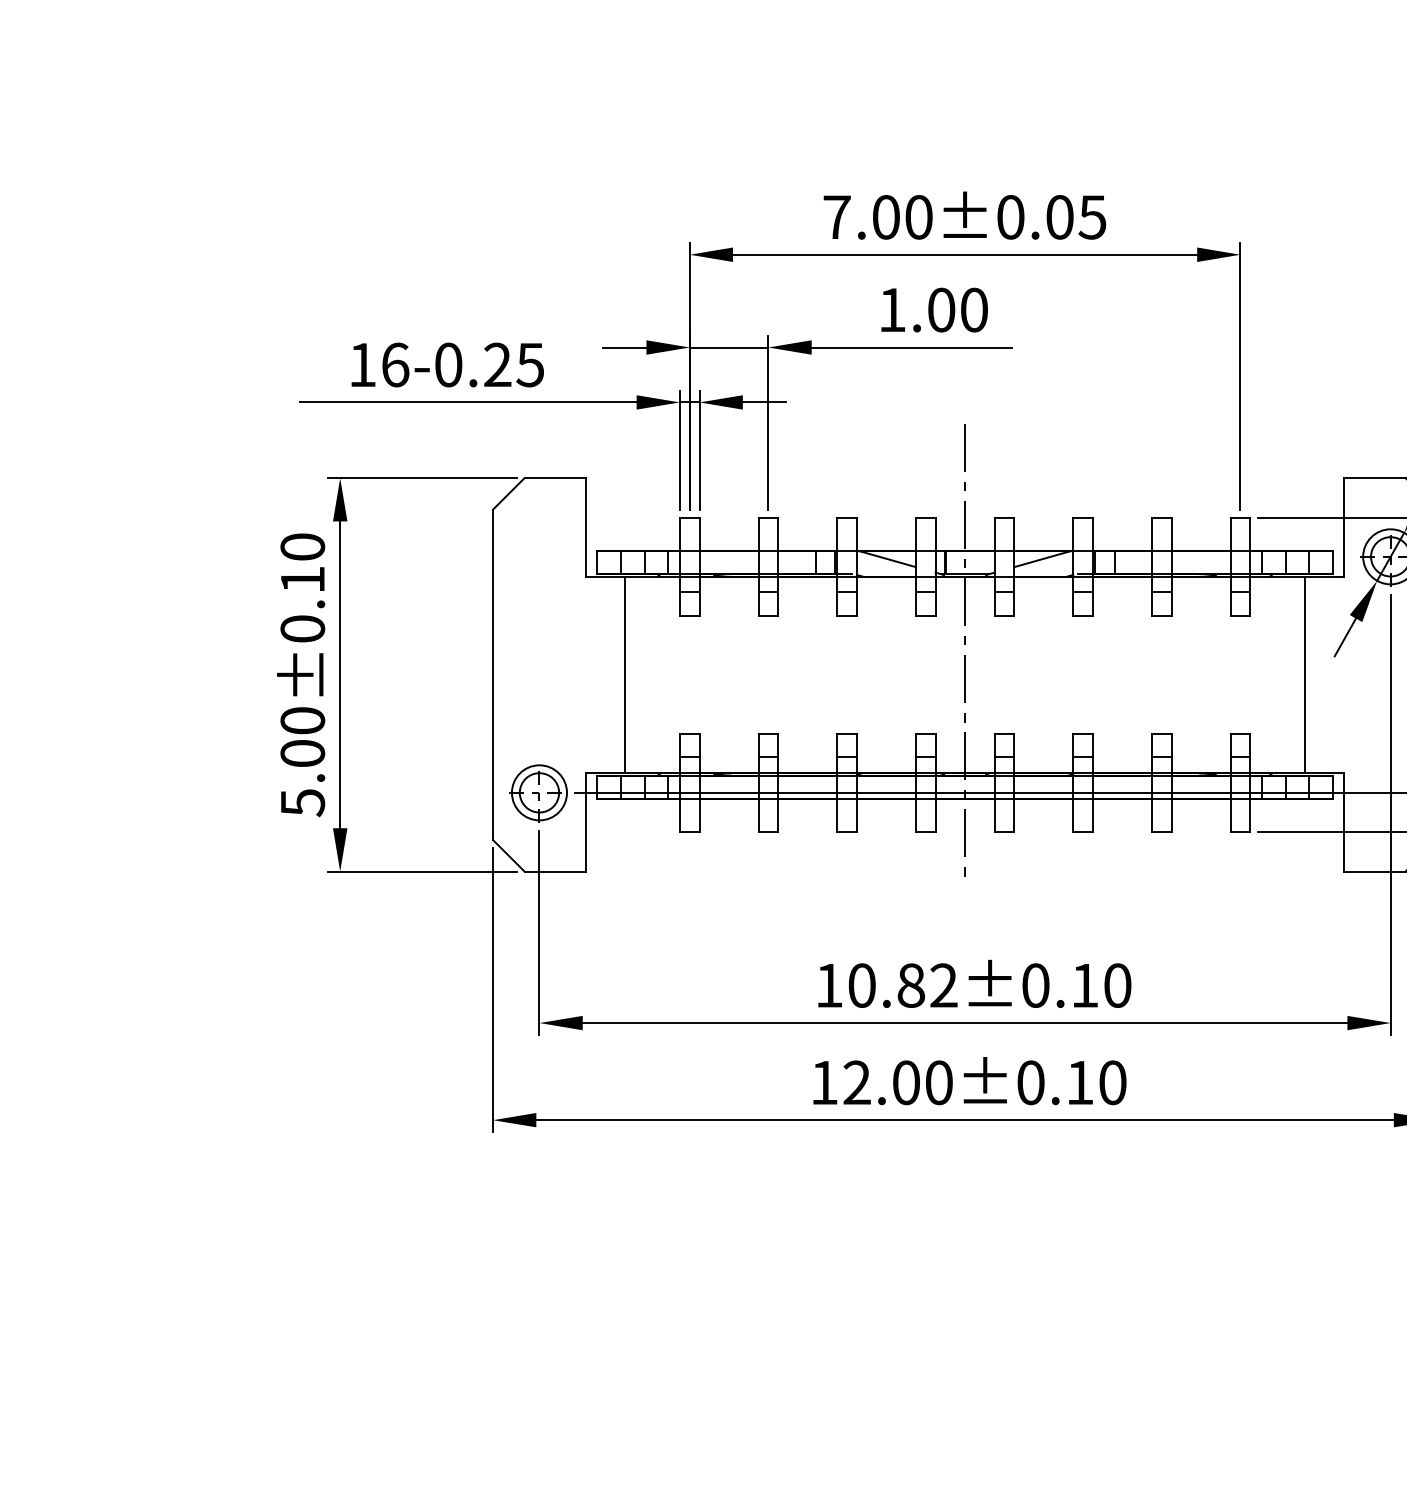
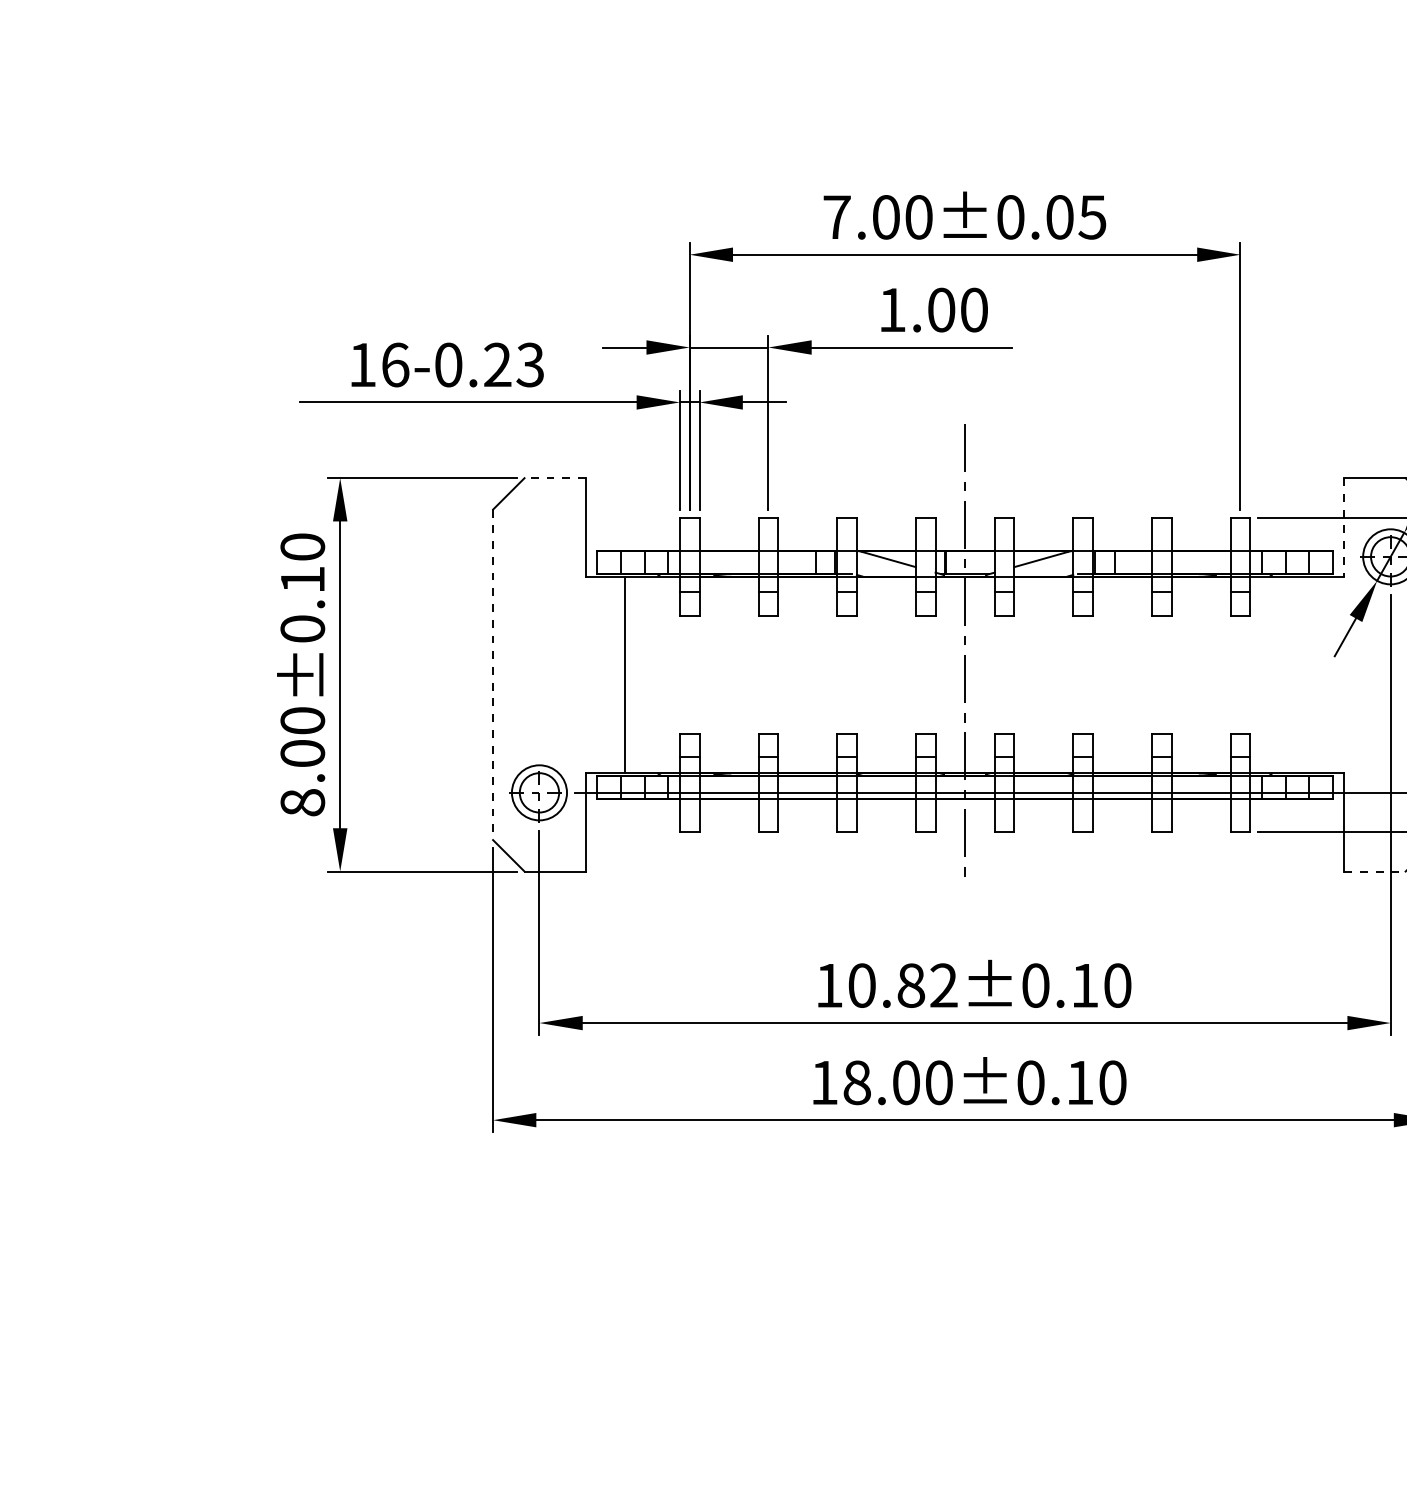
text: 16-0.25 -> 16-0.23 (529, 364)
line: solid -> dashed (555, 478)
line: solid -> dashed (1344, 527)
line: present -> none (1305, 674)
line: solid -> dashed (493, 675)
text: 5.00±0.10 -> 8.00±0.10 (302, 803)
line: solid -> dashed (1374, 871)
text: 12.00±0.10 -> 18.00±0.10 (856, 1082)
